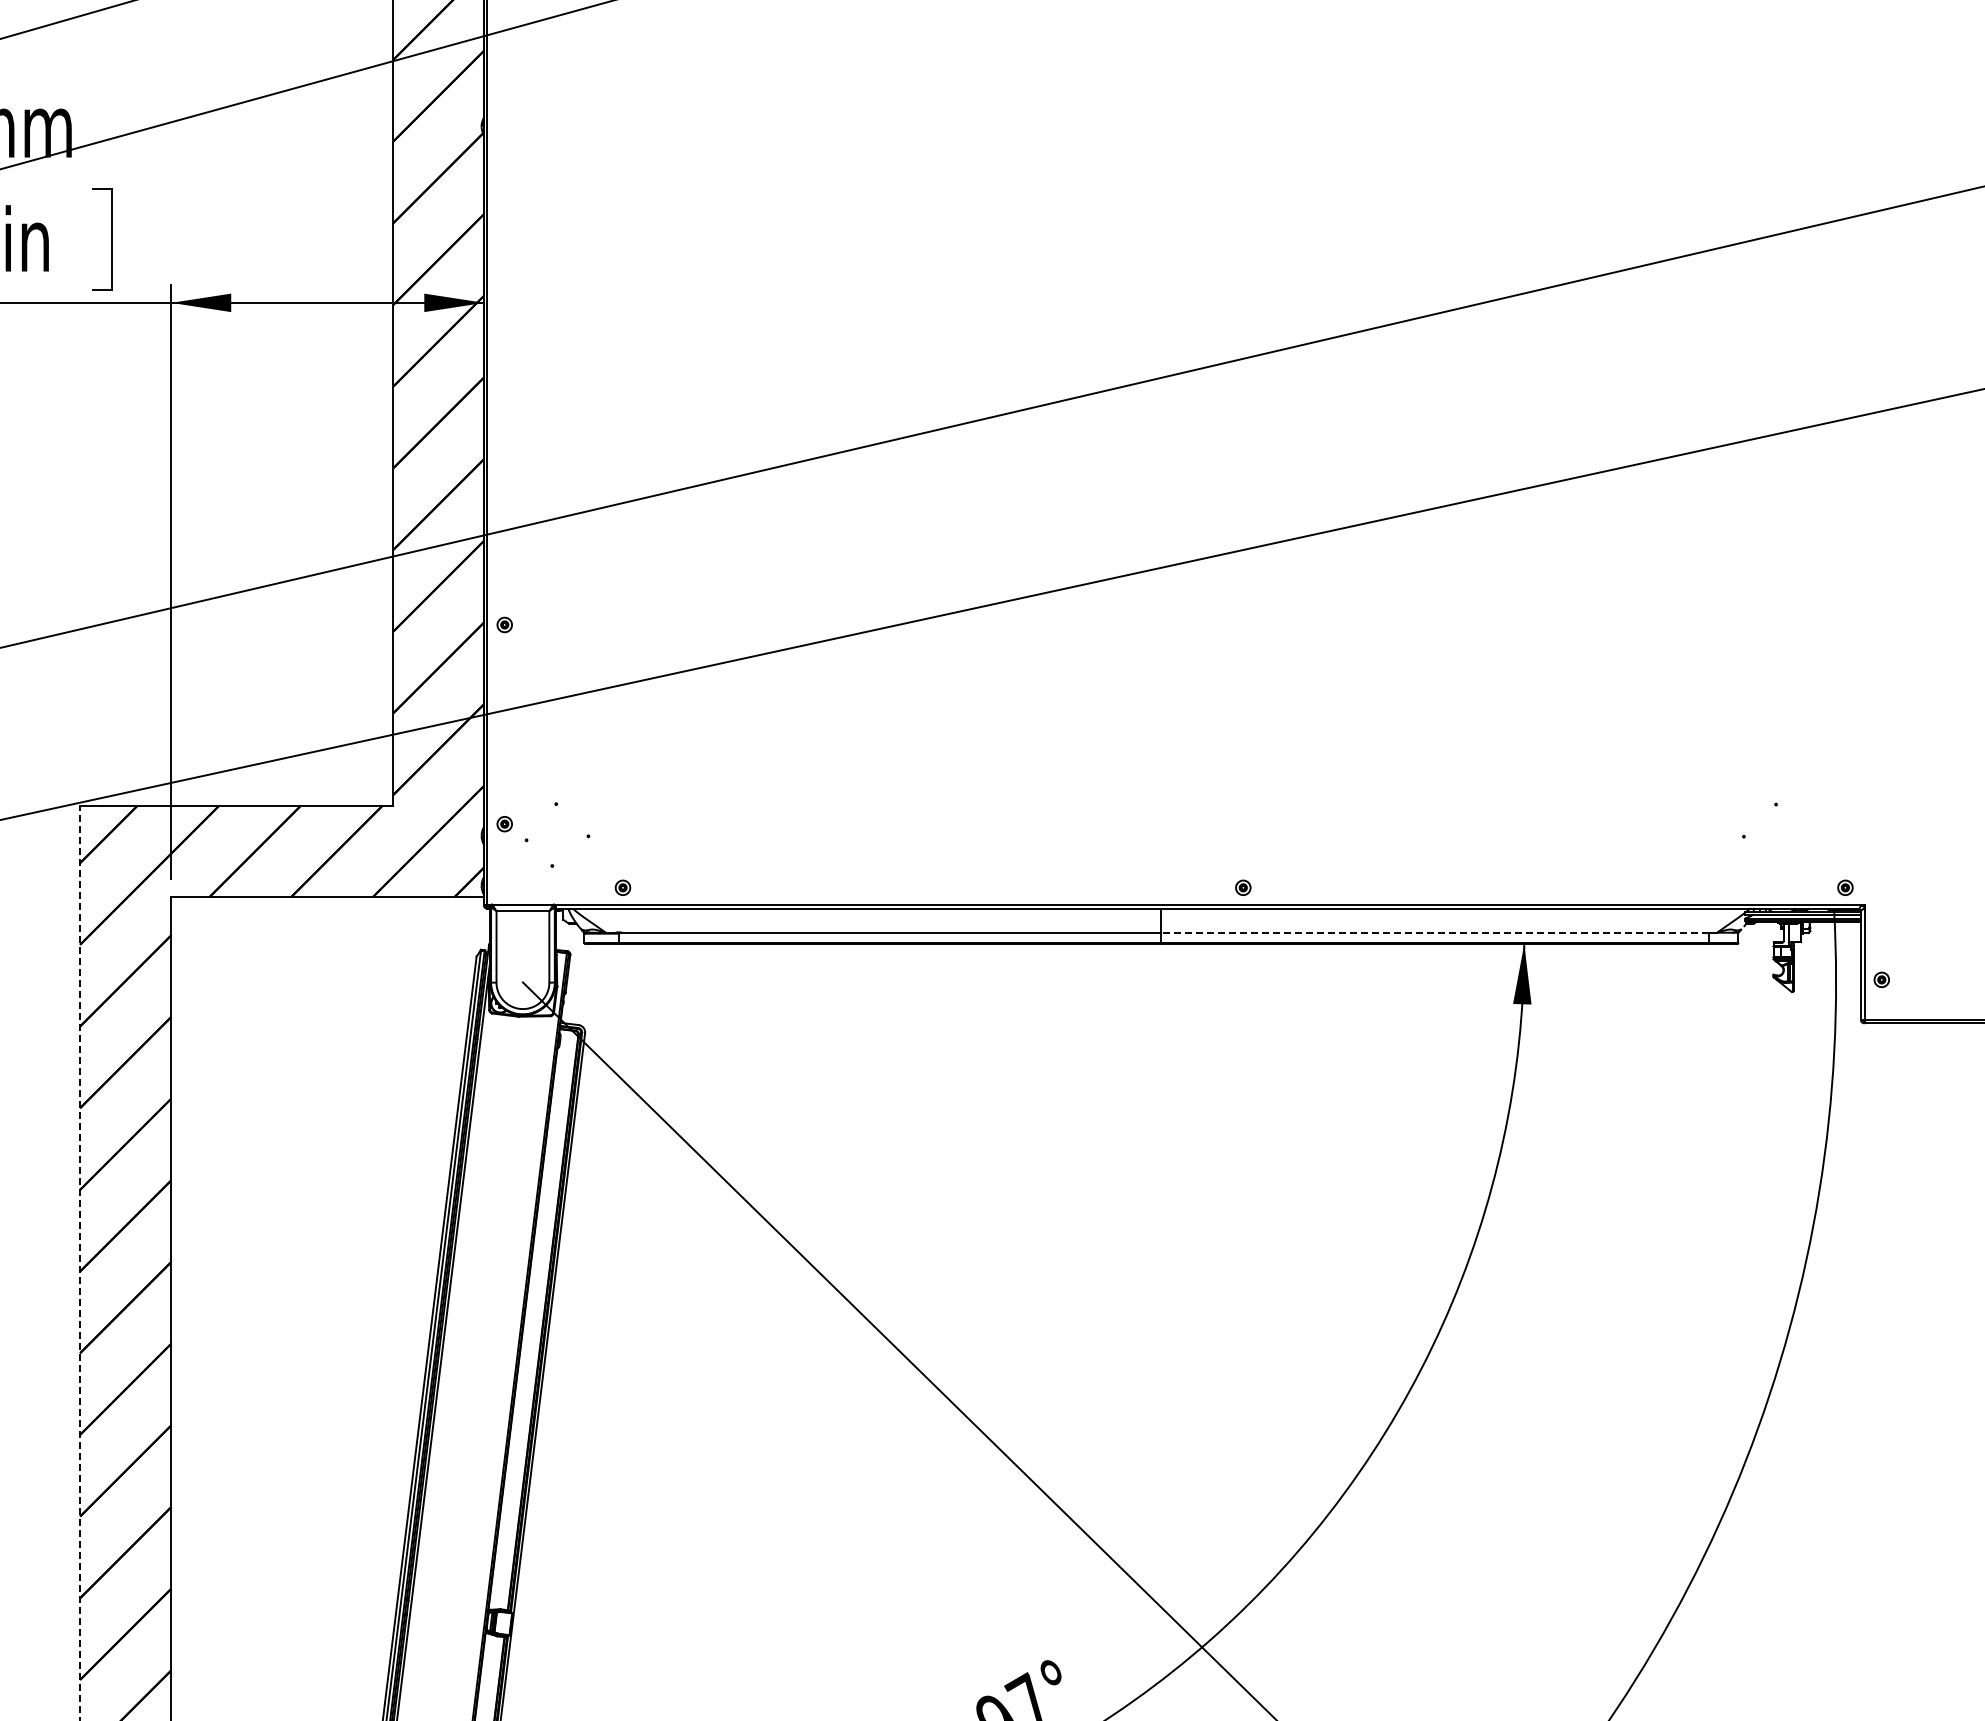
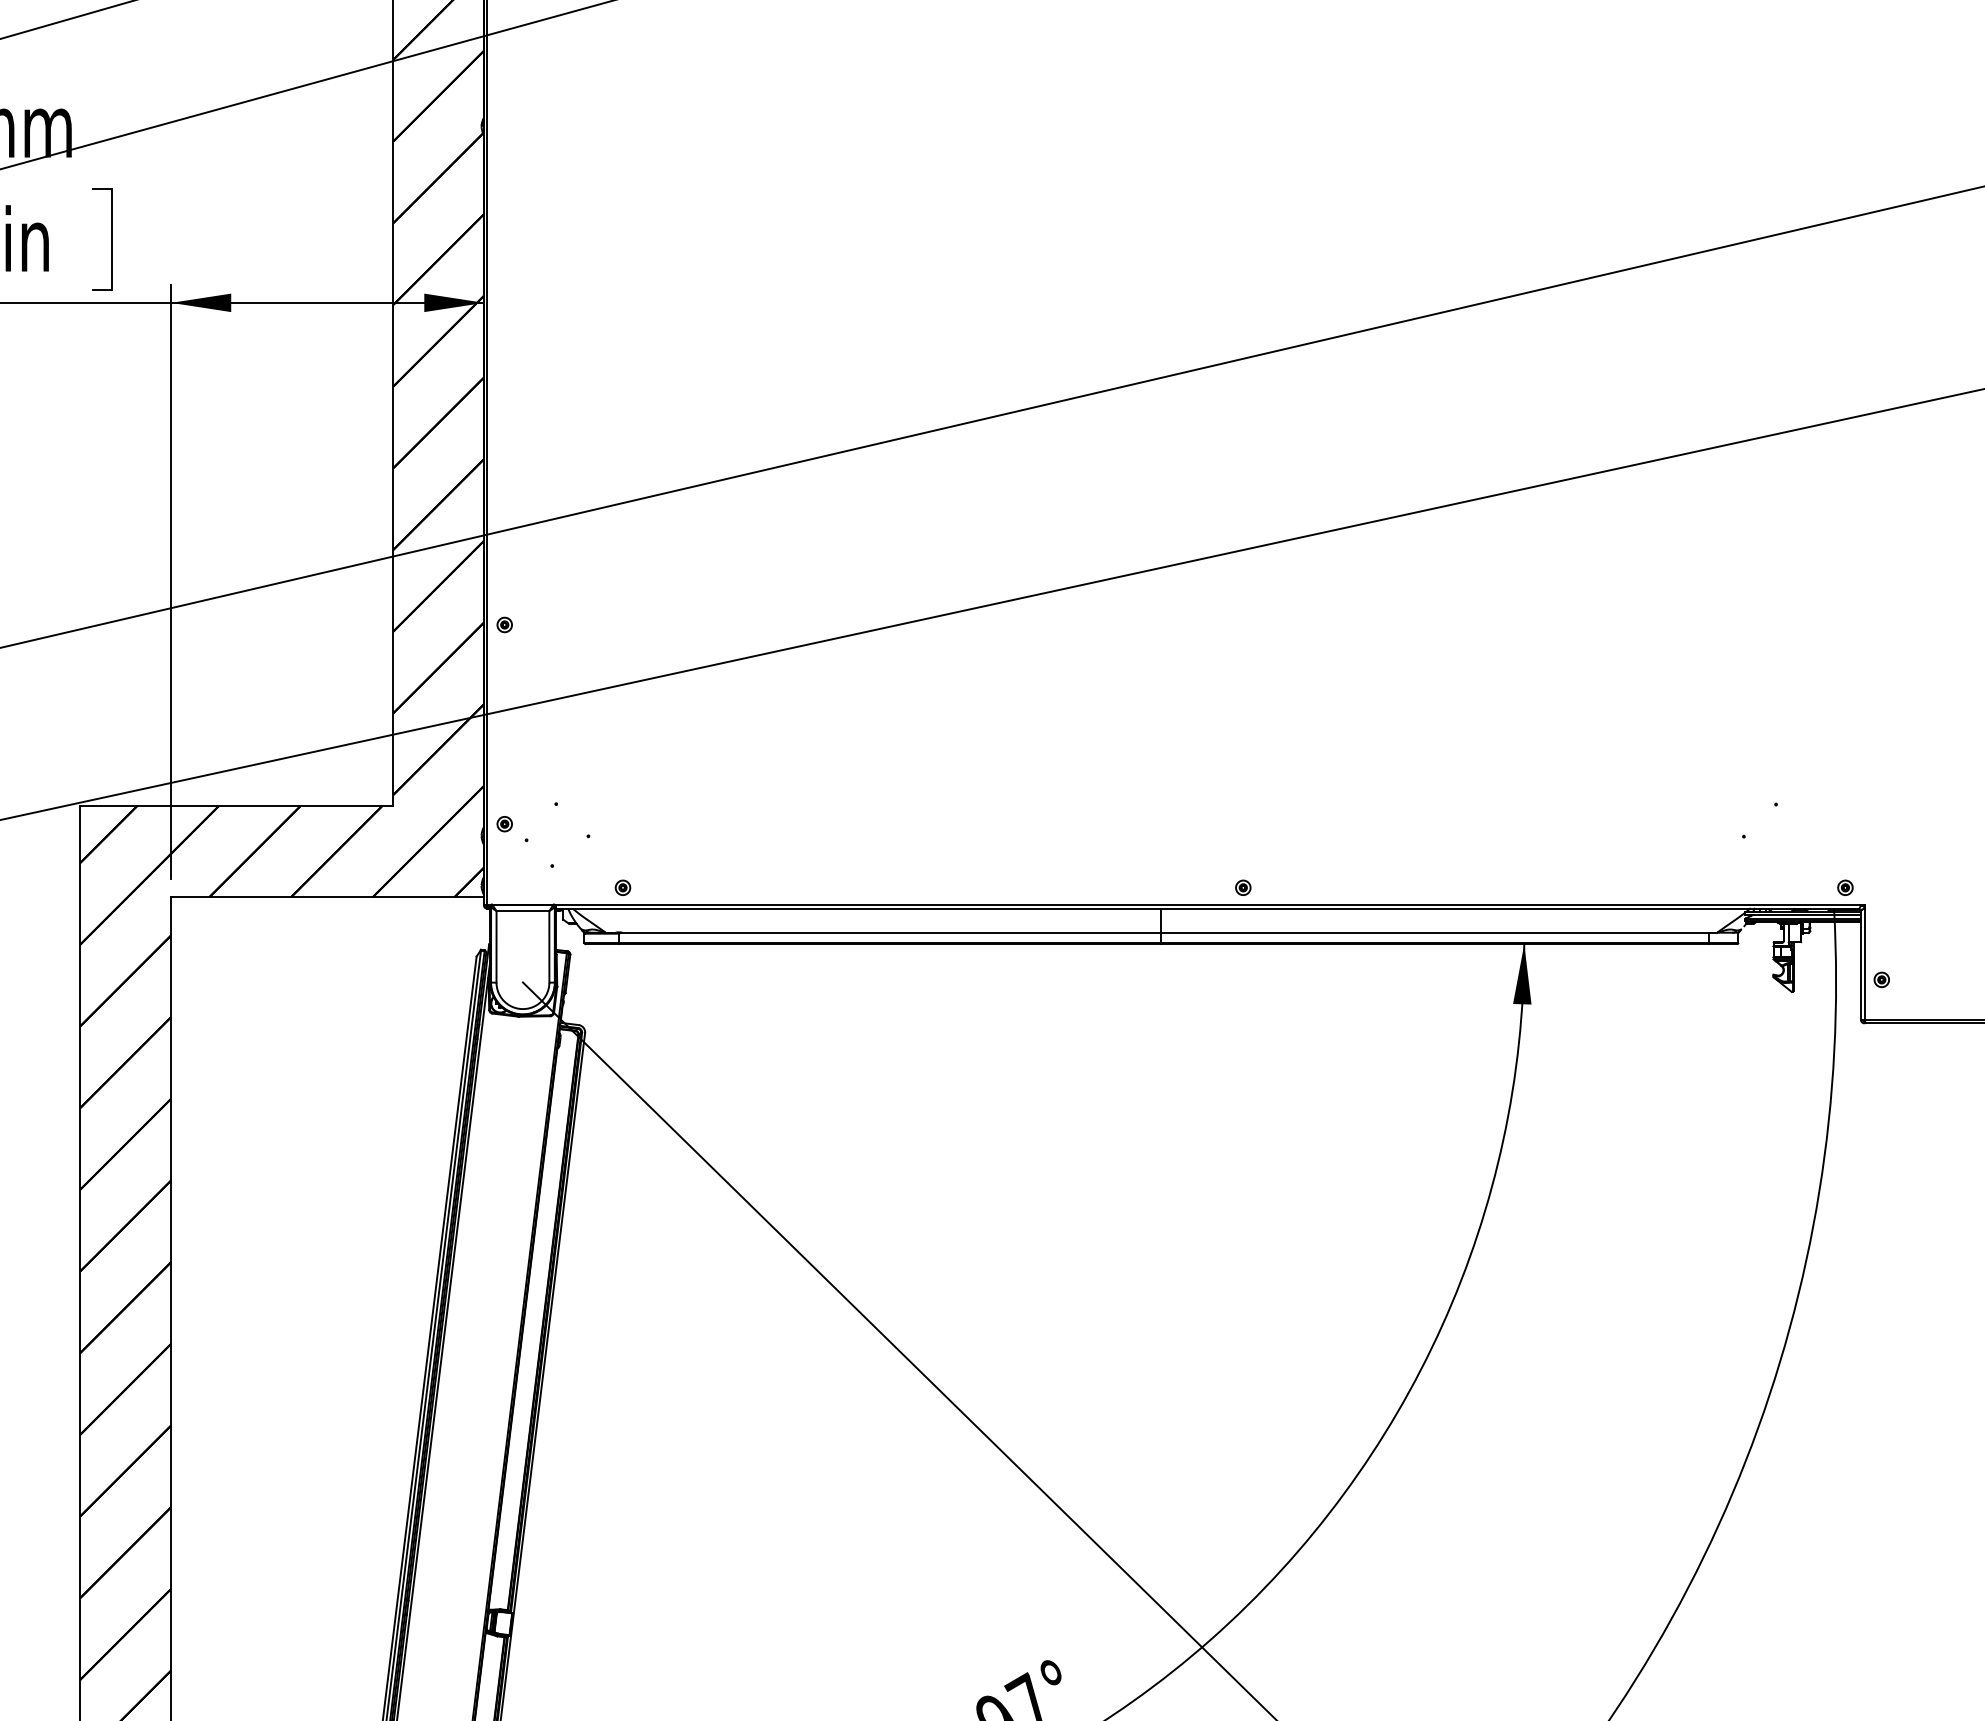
line: dashed -> solid (1435, 932)
line: dashed -> solid (80, 1262)
